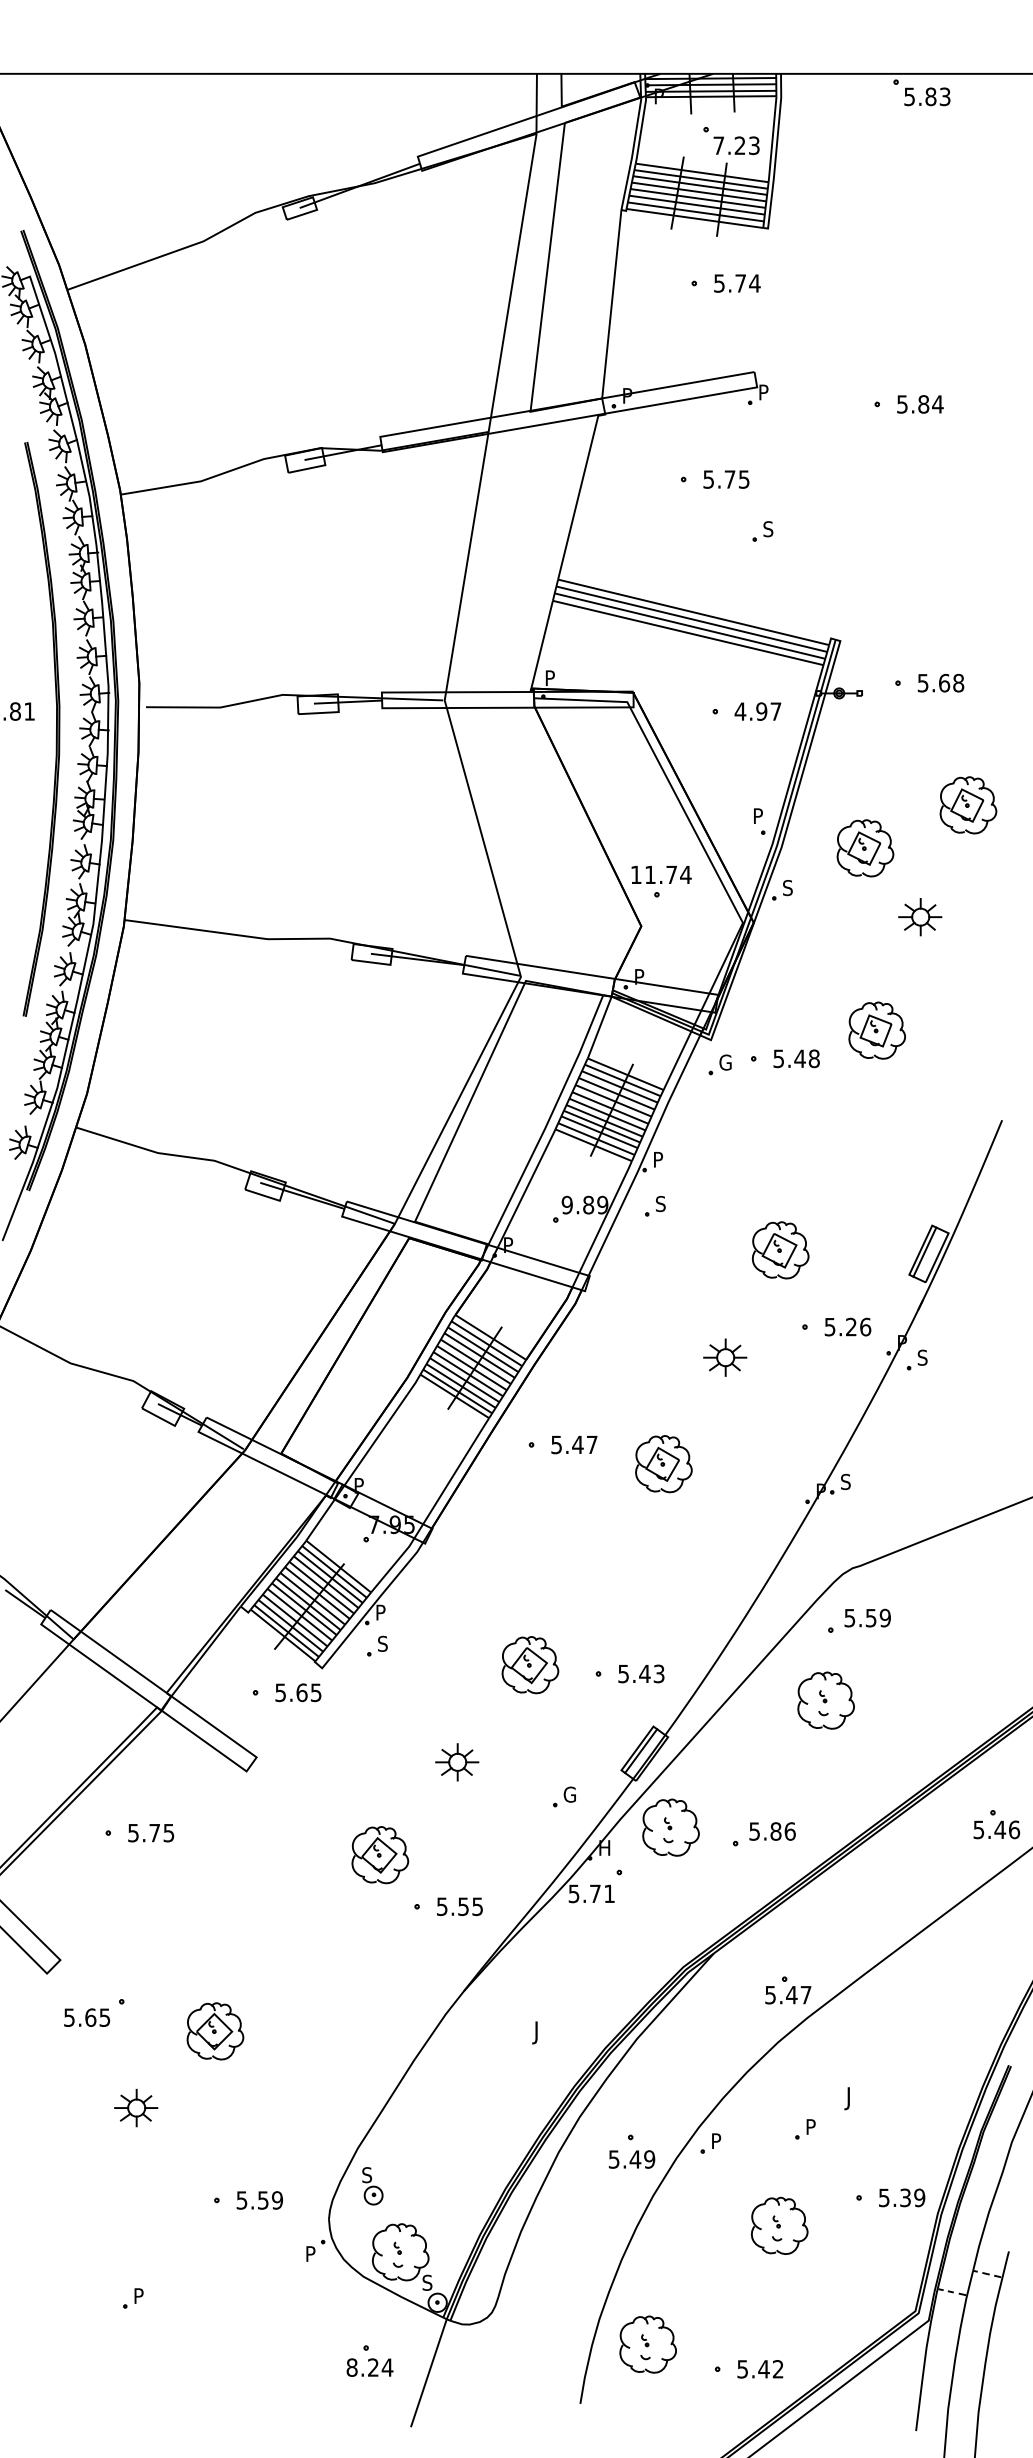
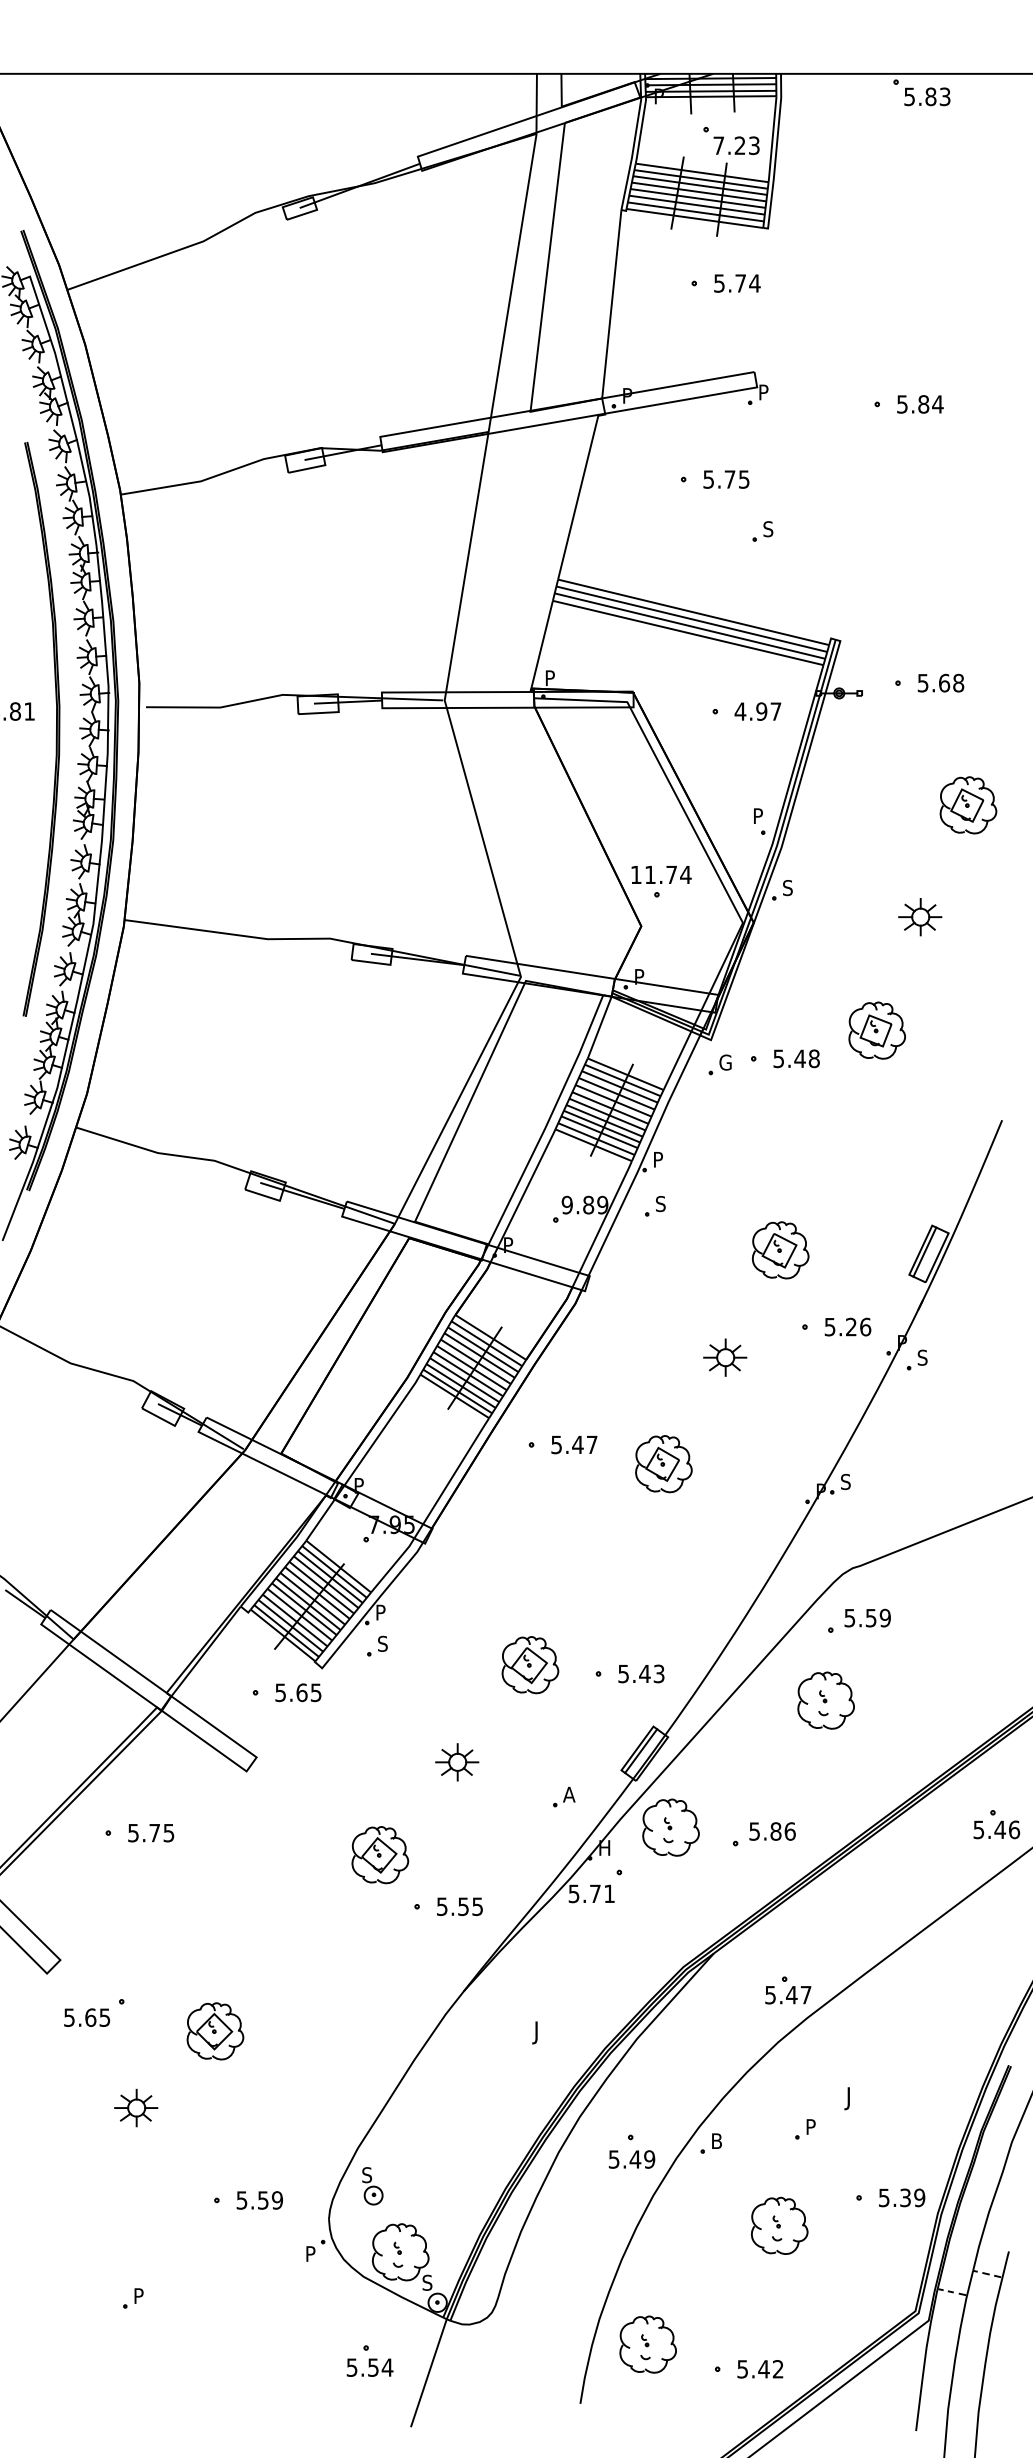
part: present -> none (865, 848)
text: G -> A (569, 1794)
text: P -> B (717, 2140)
text: 8.24 -> 5.54 (362, 2367)
